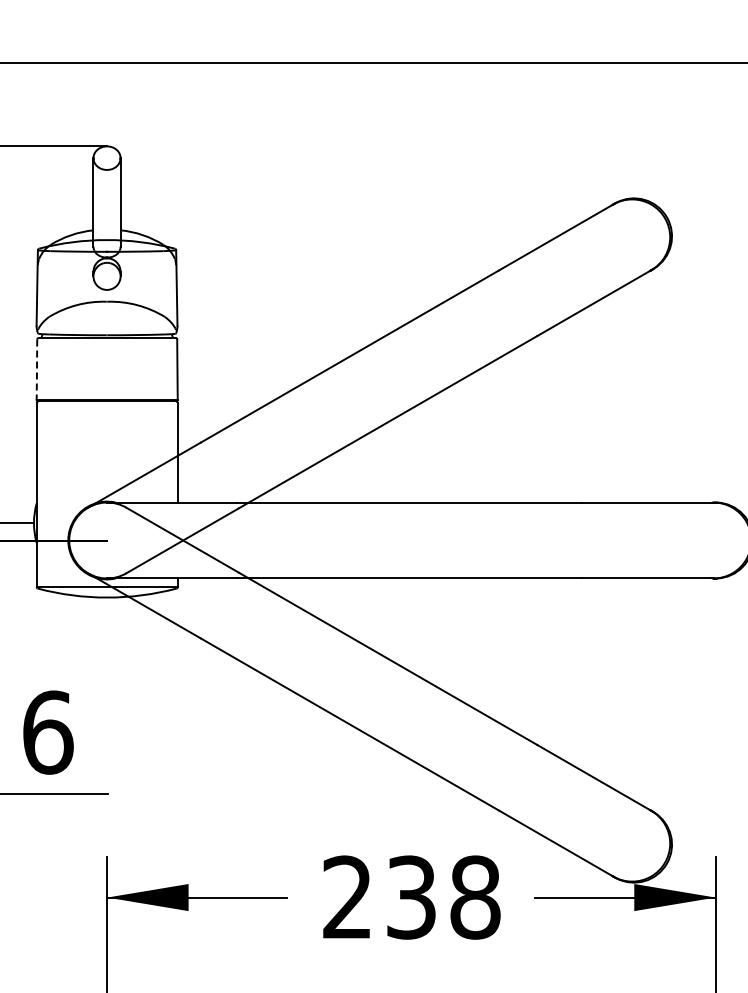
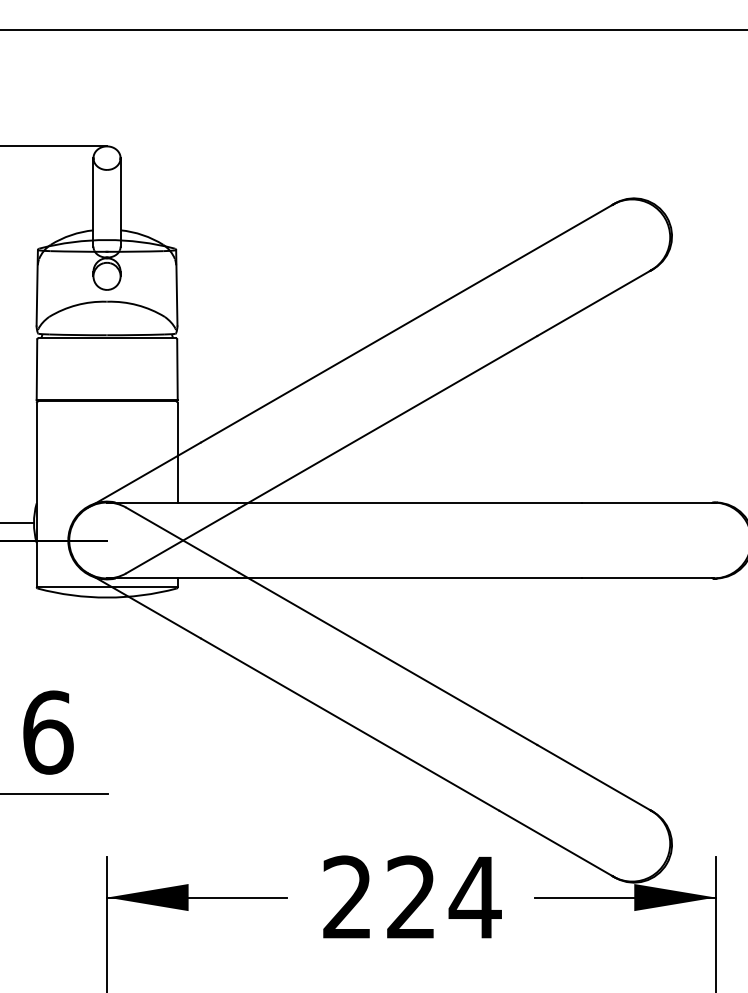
line position: (373, 62) -> (373, 29) (373, 29)
line: dashed -> solid (36, 370)
text: 238 -> 224 (444, 897)
